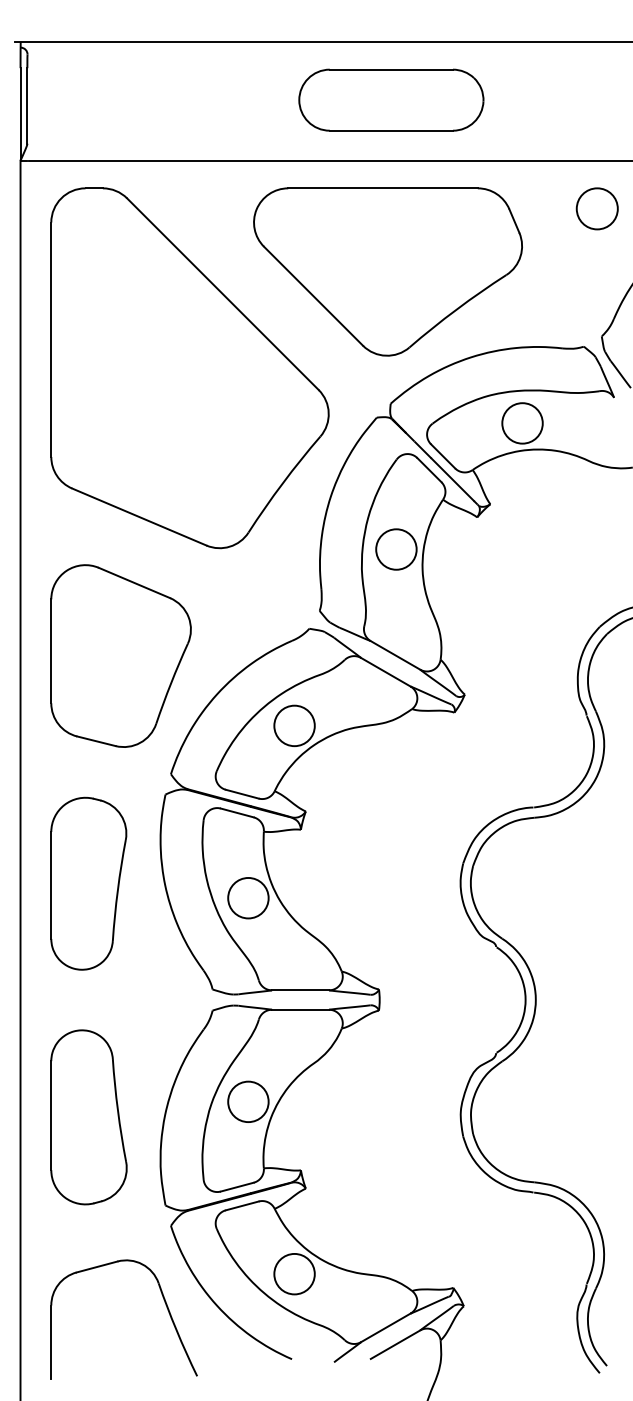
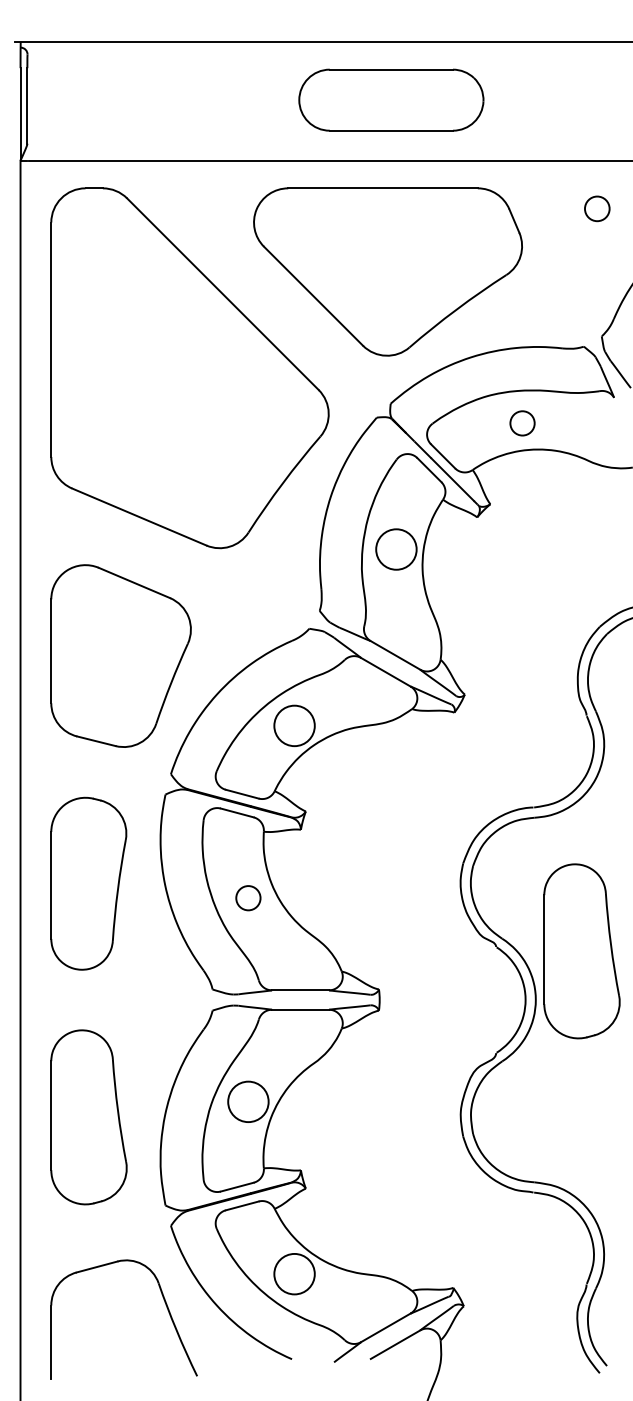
circle diameter: 41 px -> 25 px (596, 208)
circle diameter: 40 px -> 24 px (522, 423)
circle diameter: 40 px -> 24 px (248, 898)
part: none -> present (581, 951)
